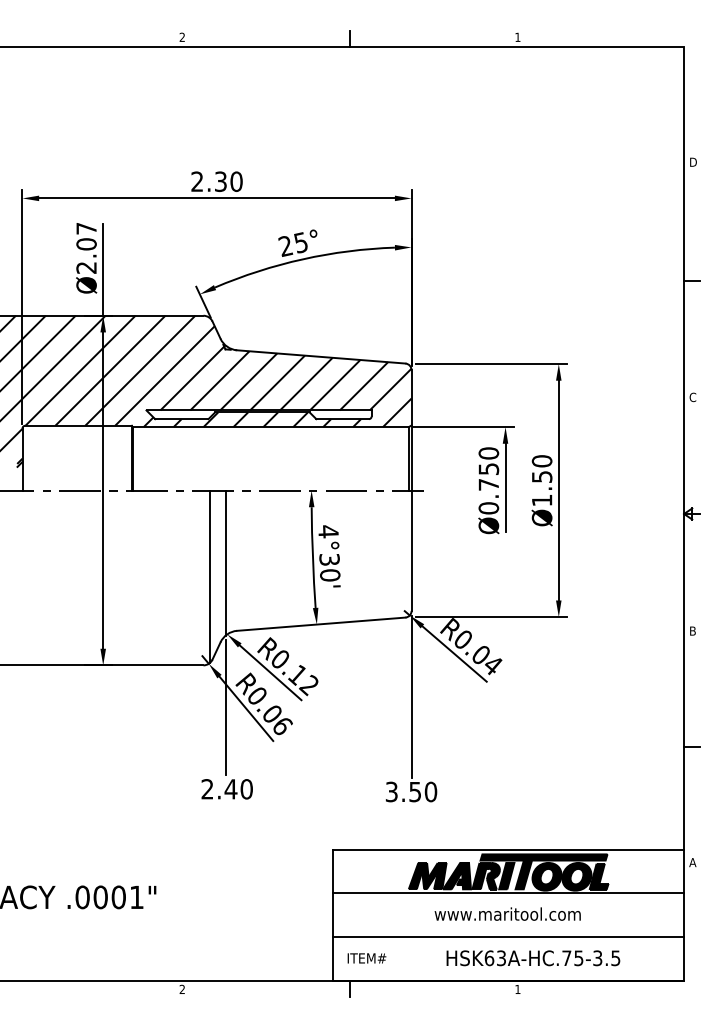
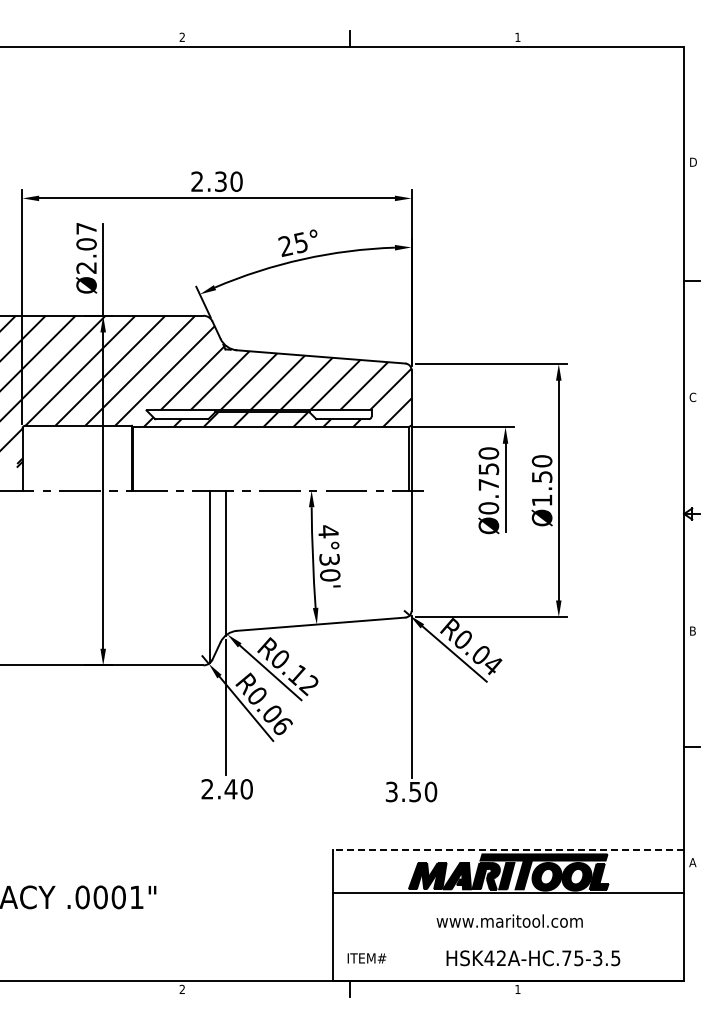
line: solid -> dashed (508, 849)
text position: (507, 913) -> (509, 920) (509, 920)
line: present -> none (508, 937)
text: HSK63A-HC.75-3.5 -> HSK42A-HC.75-3.5 (494, 958)
